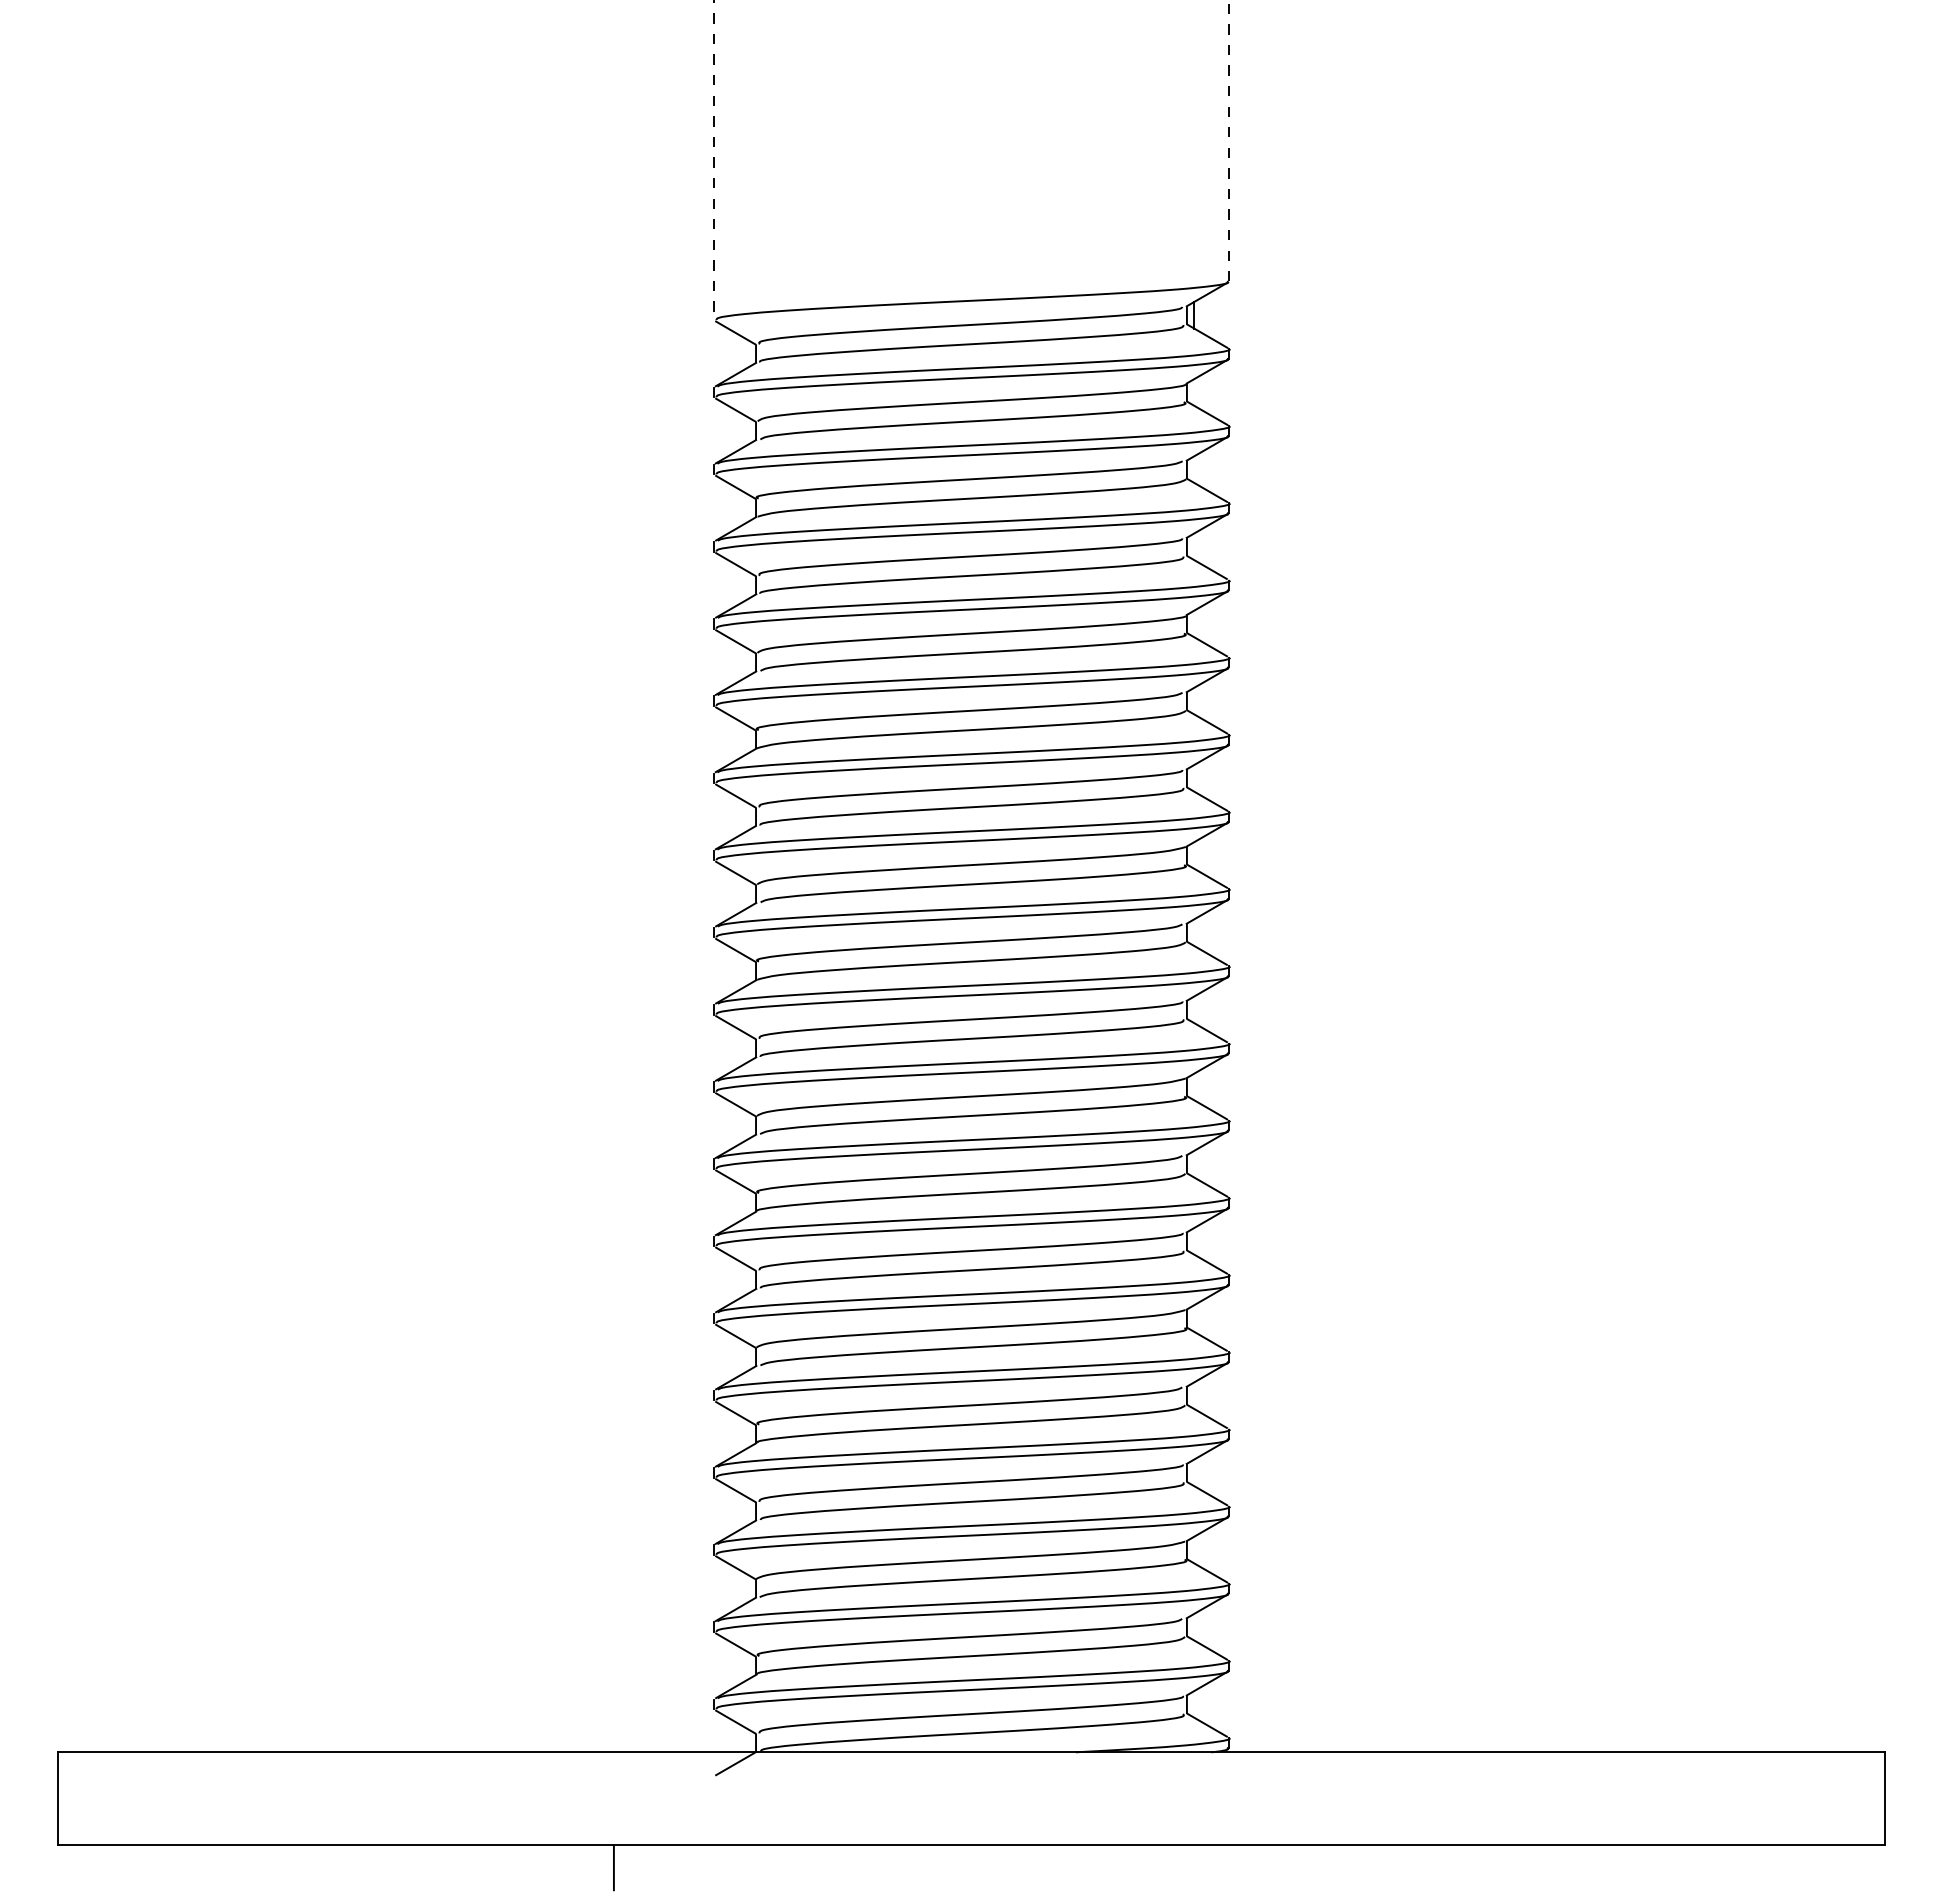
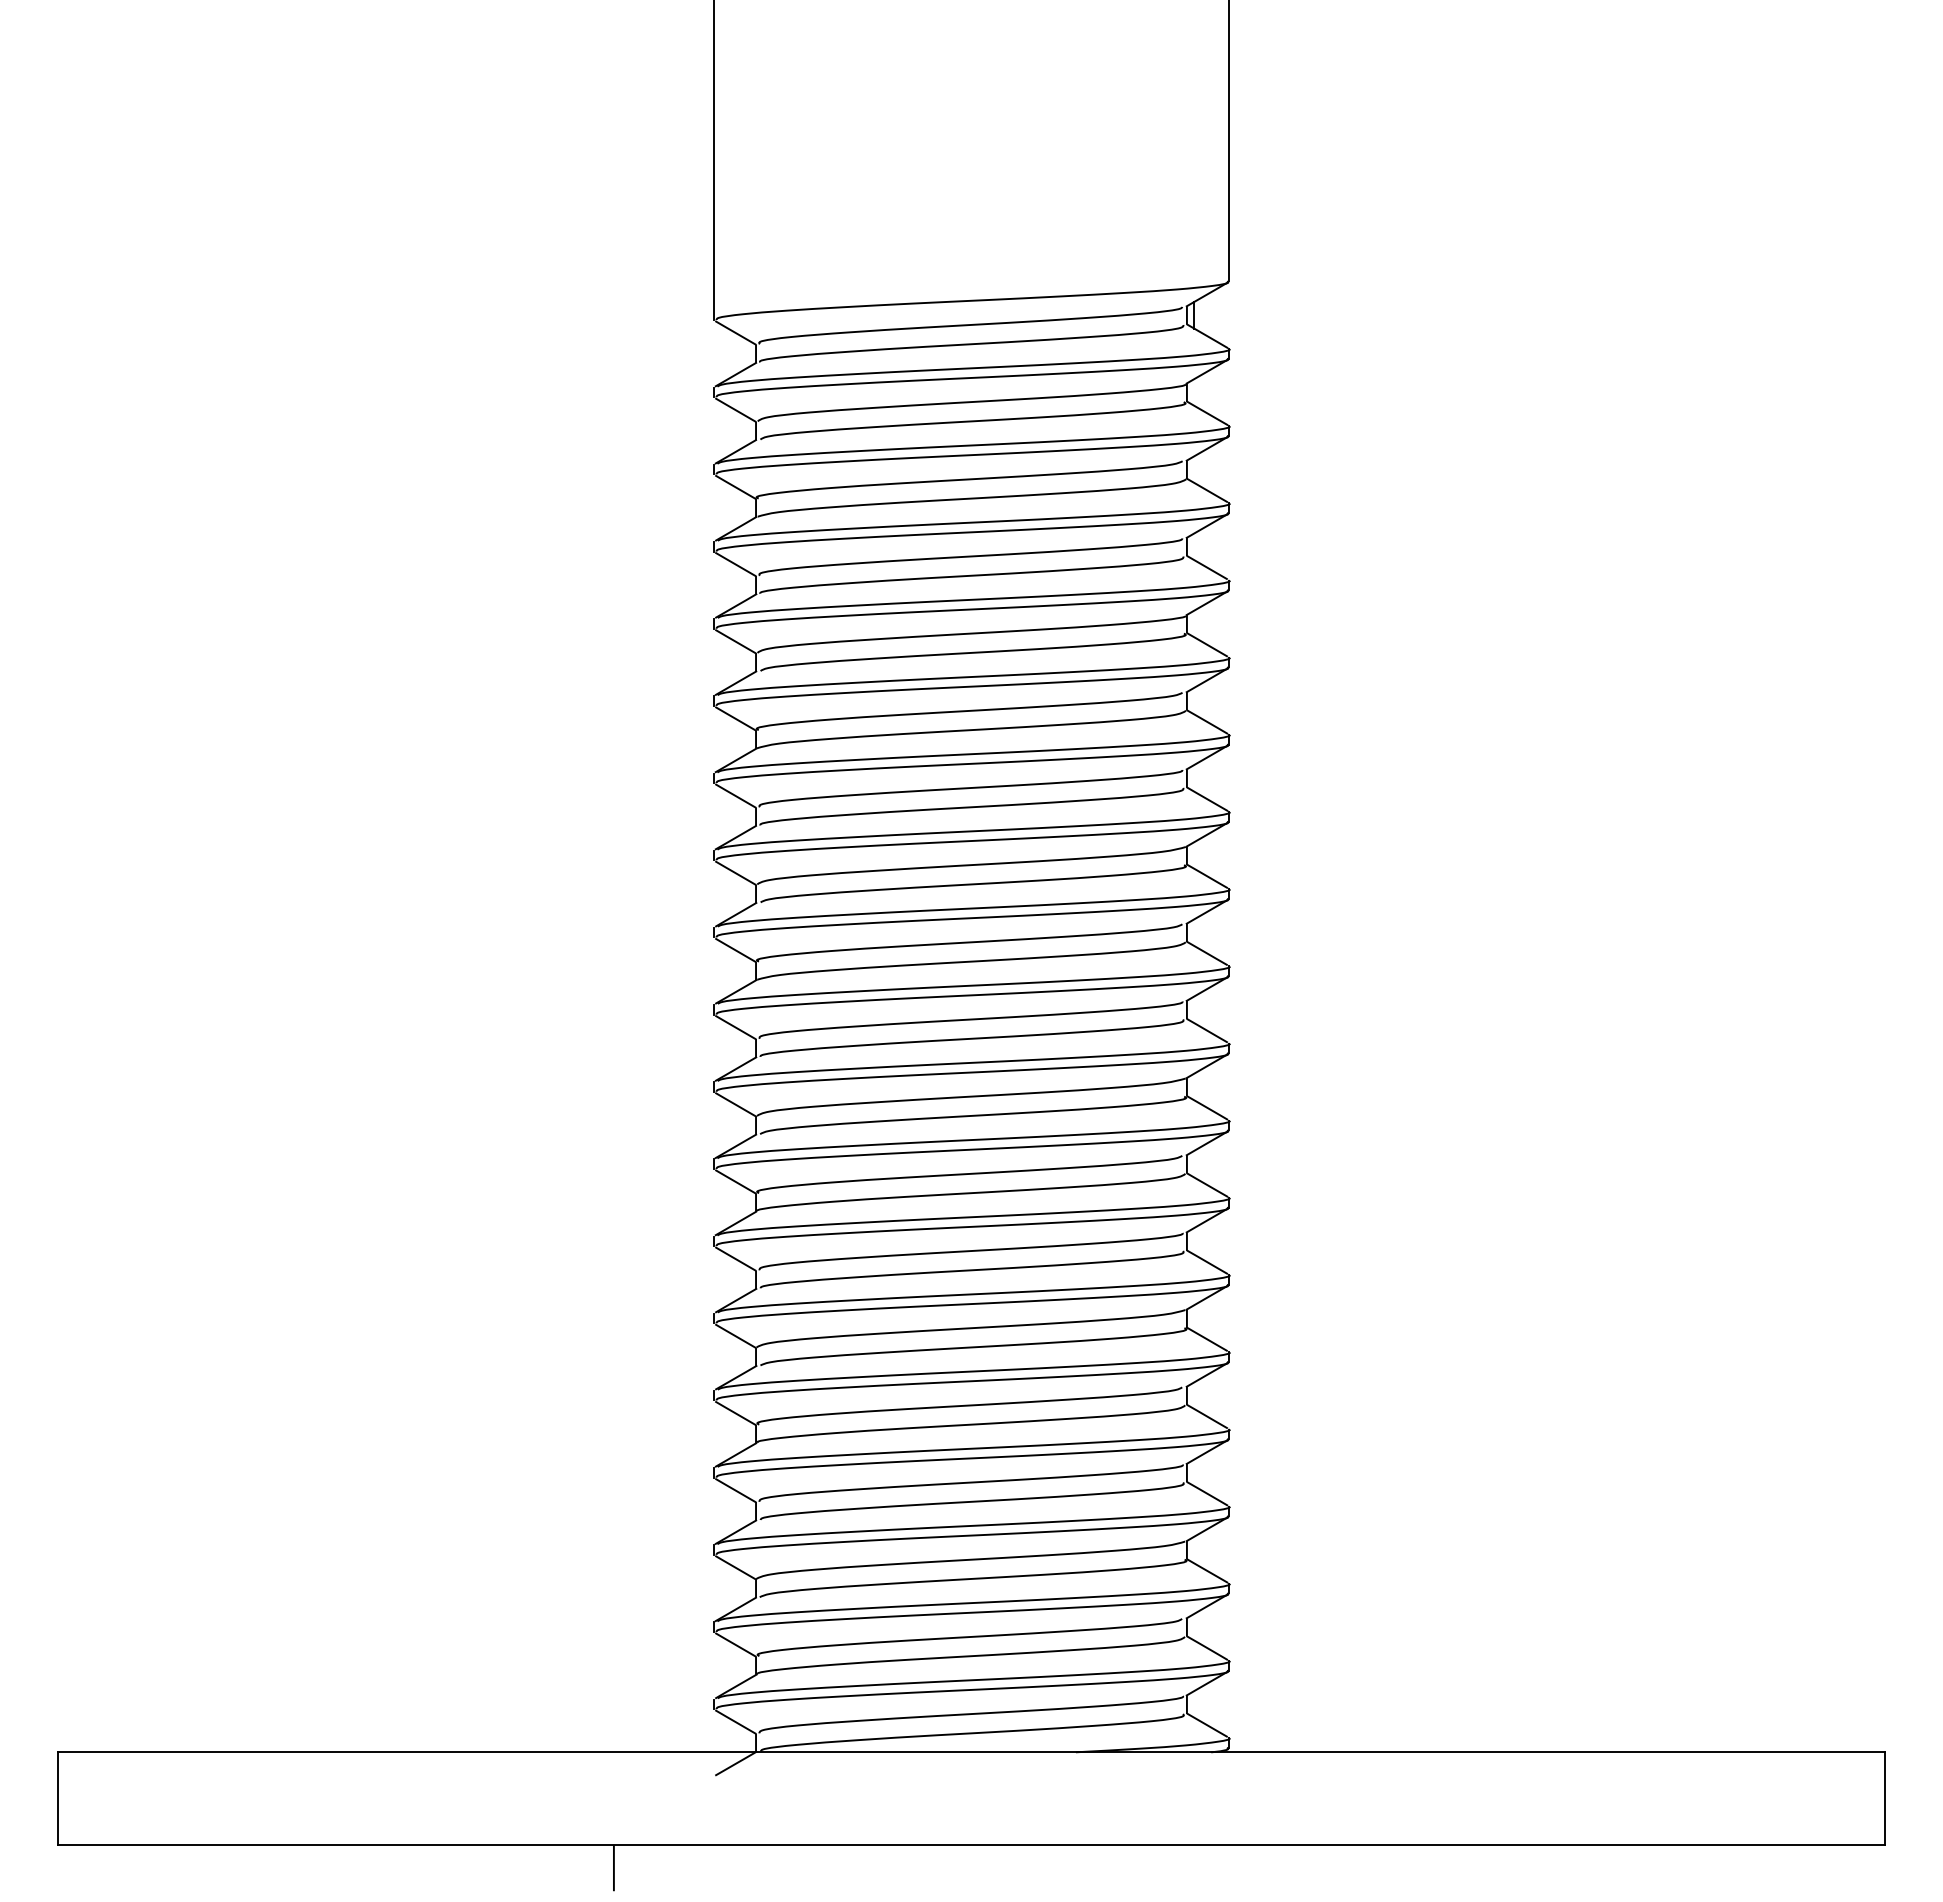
line: dashed -> solid (1228, 140)
line: dashed -> solid (714, 160)
